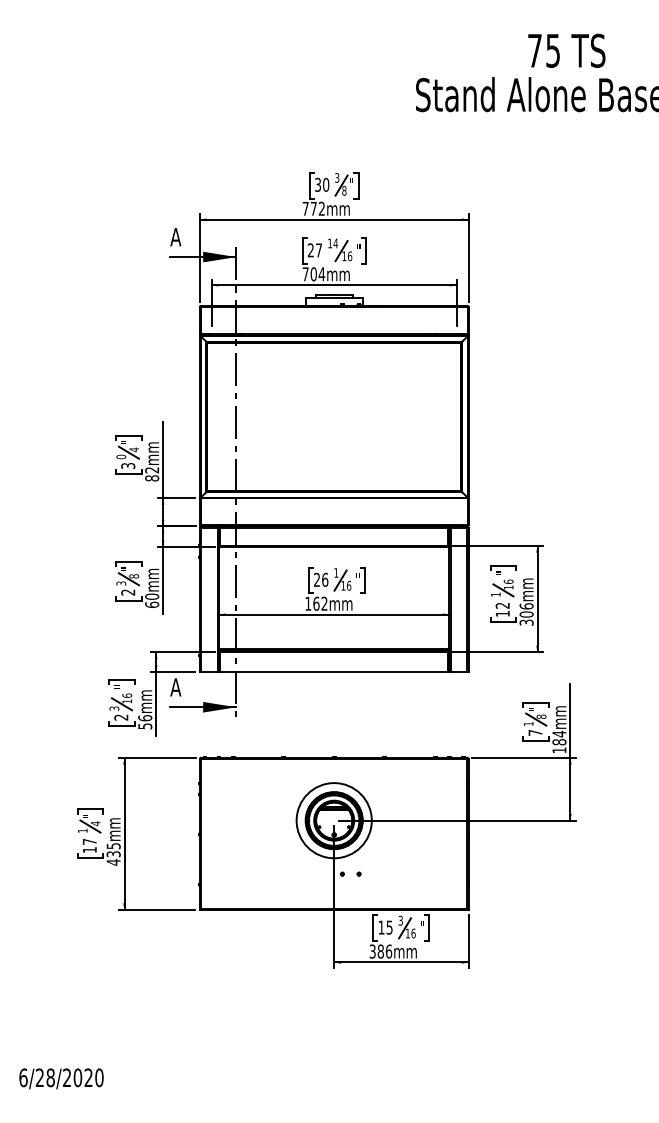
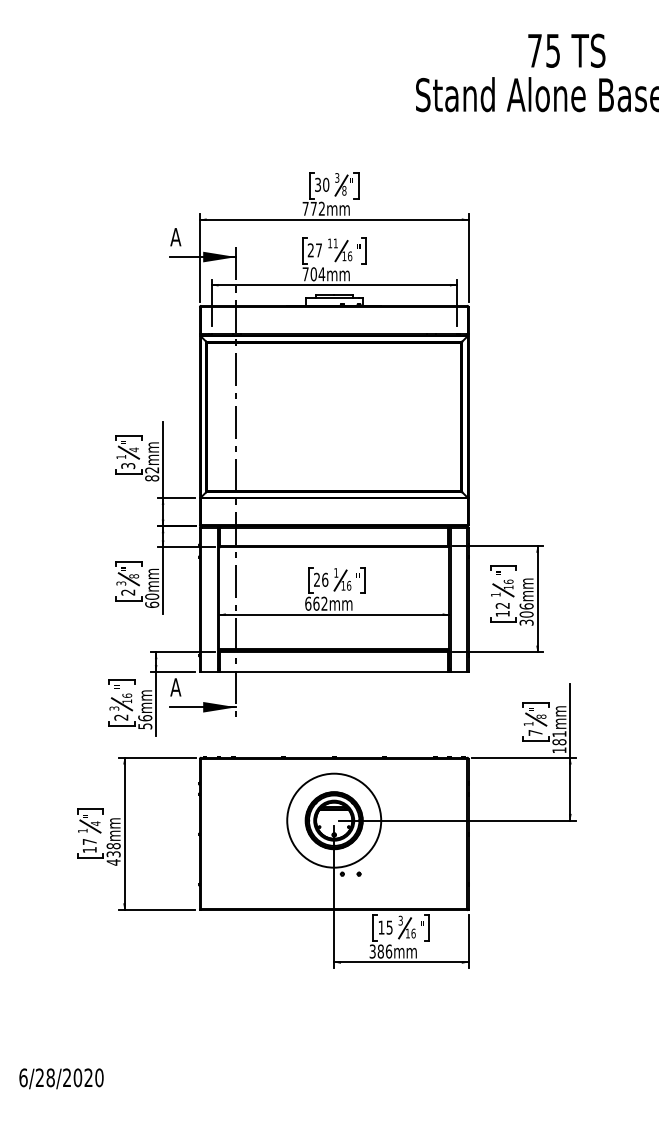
text: 14 -> 11 (335, 243)
text: 0 -> 1 (121, 456)
text: 162mm -> 662mm (308, 603)
text: 184mm -> 181mm (559, 733)
circle diameter: 75 px -> 94 px (334, 820)
text: 435mm -> 438mm (113, 846)
